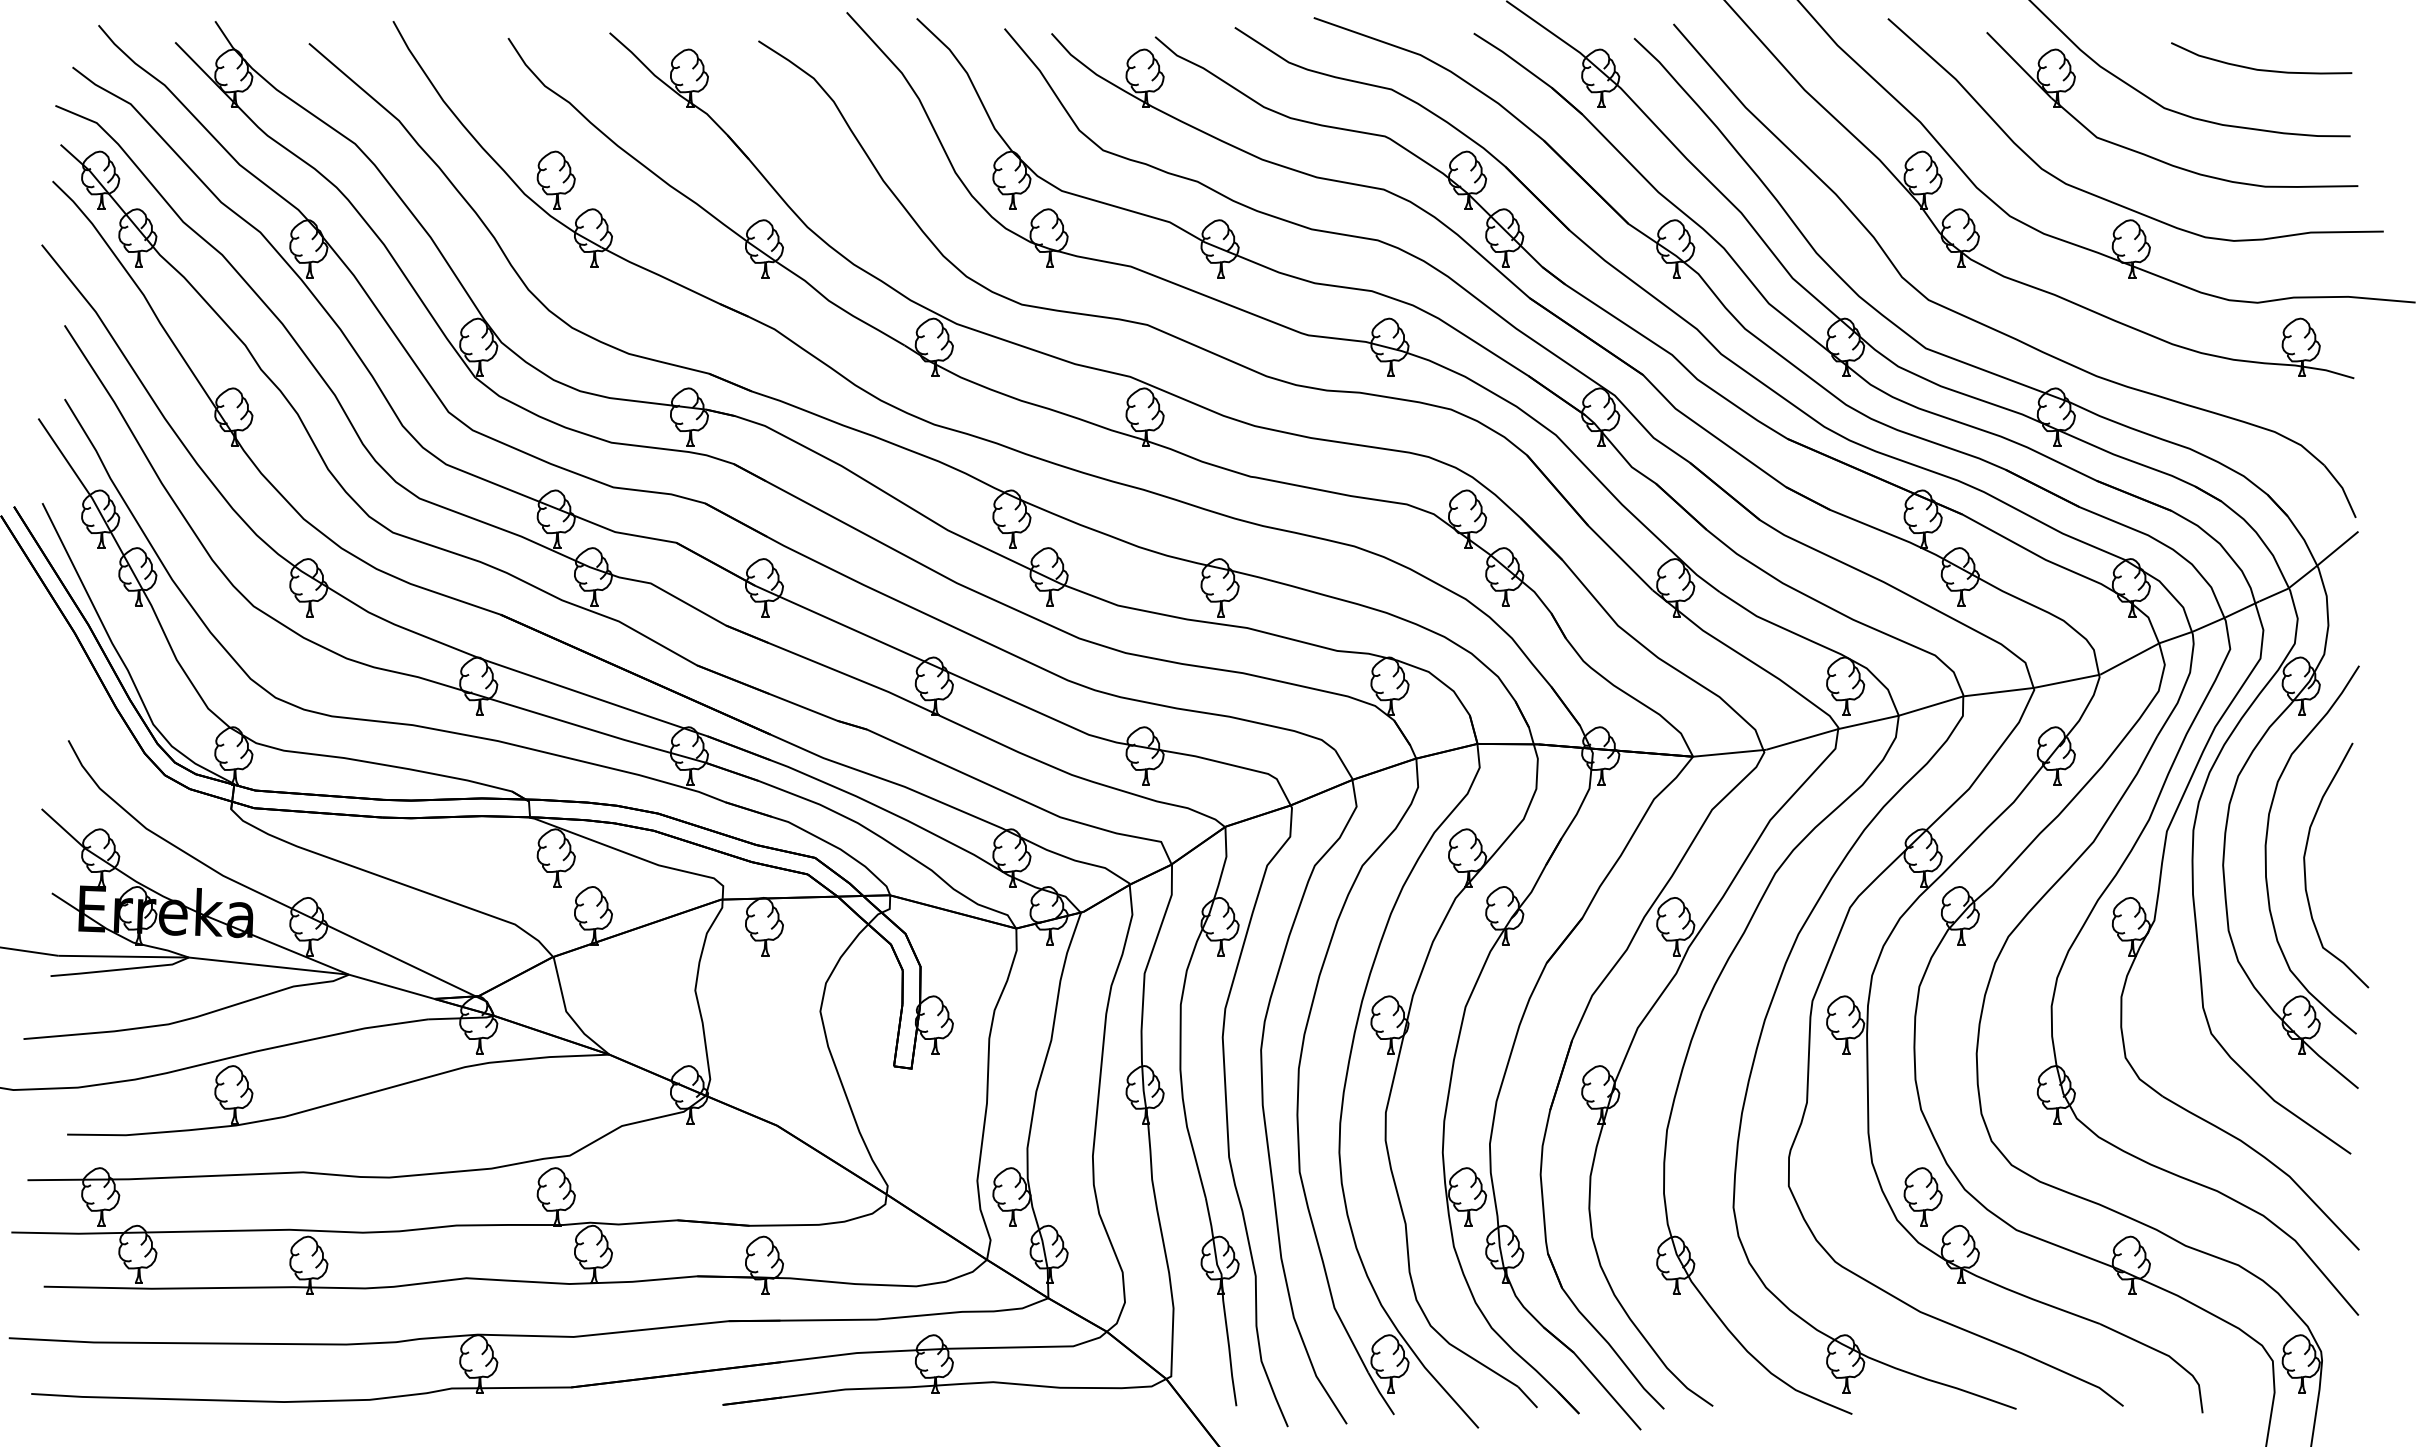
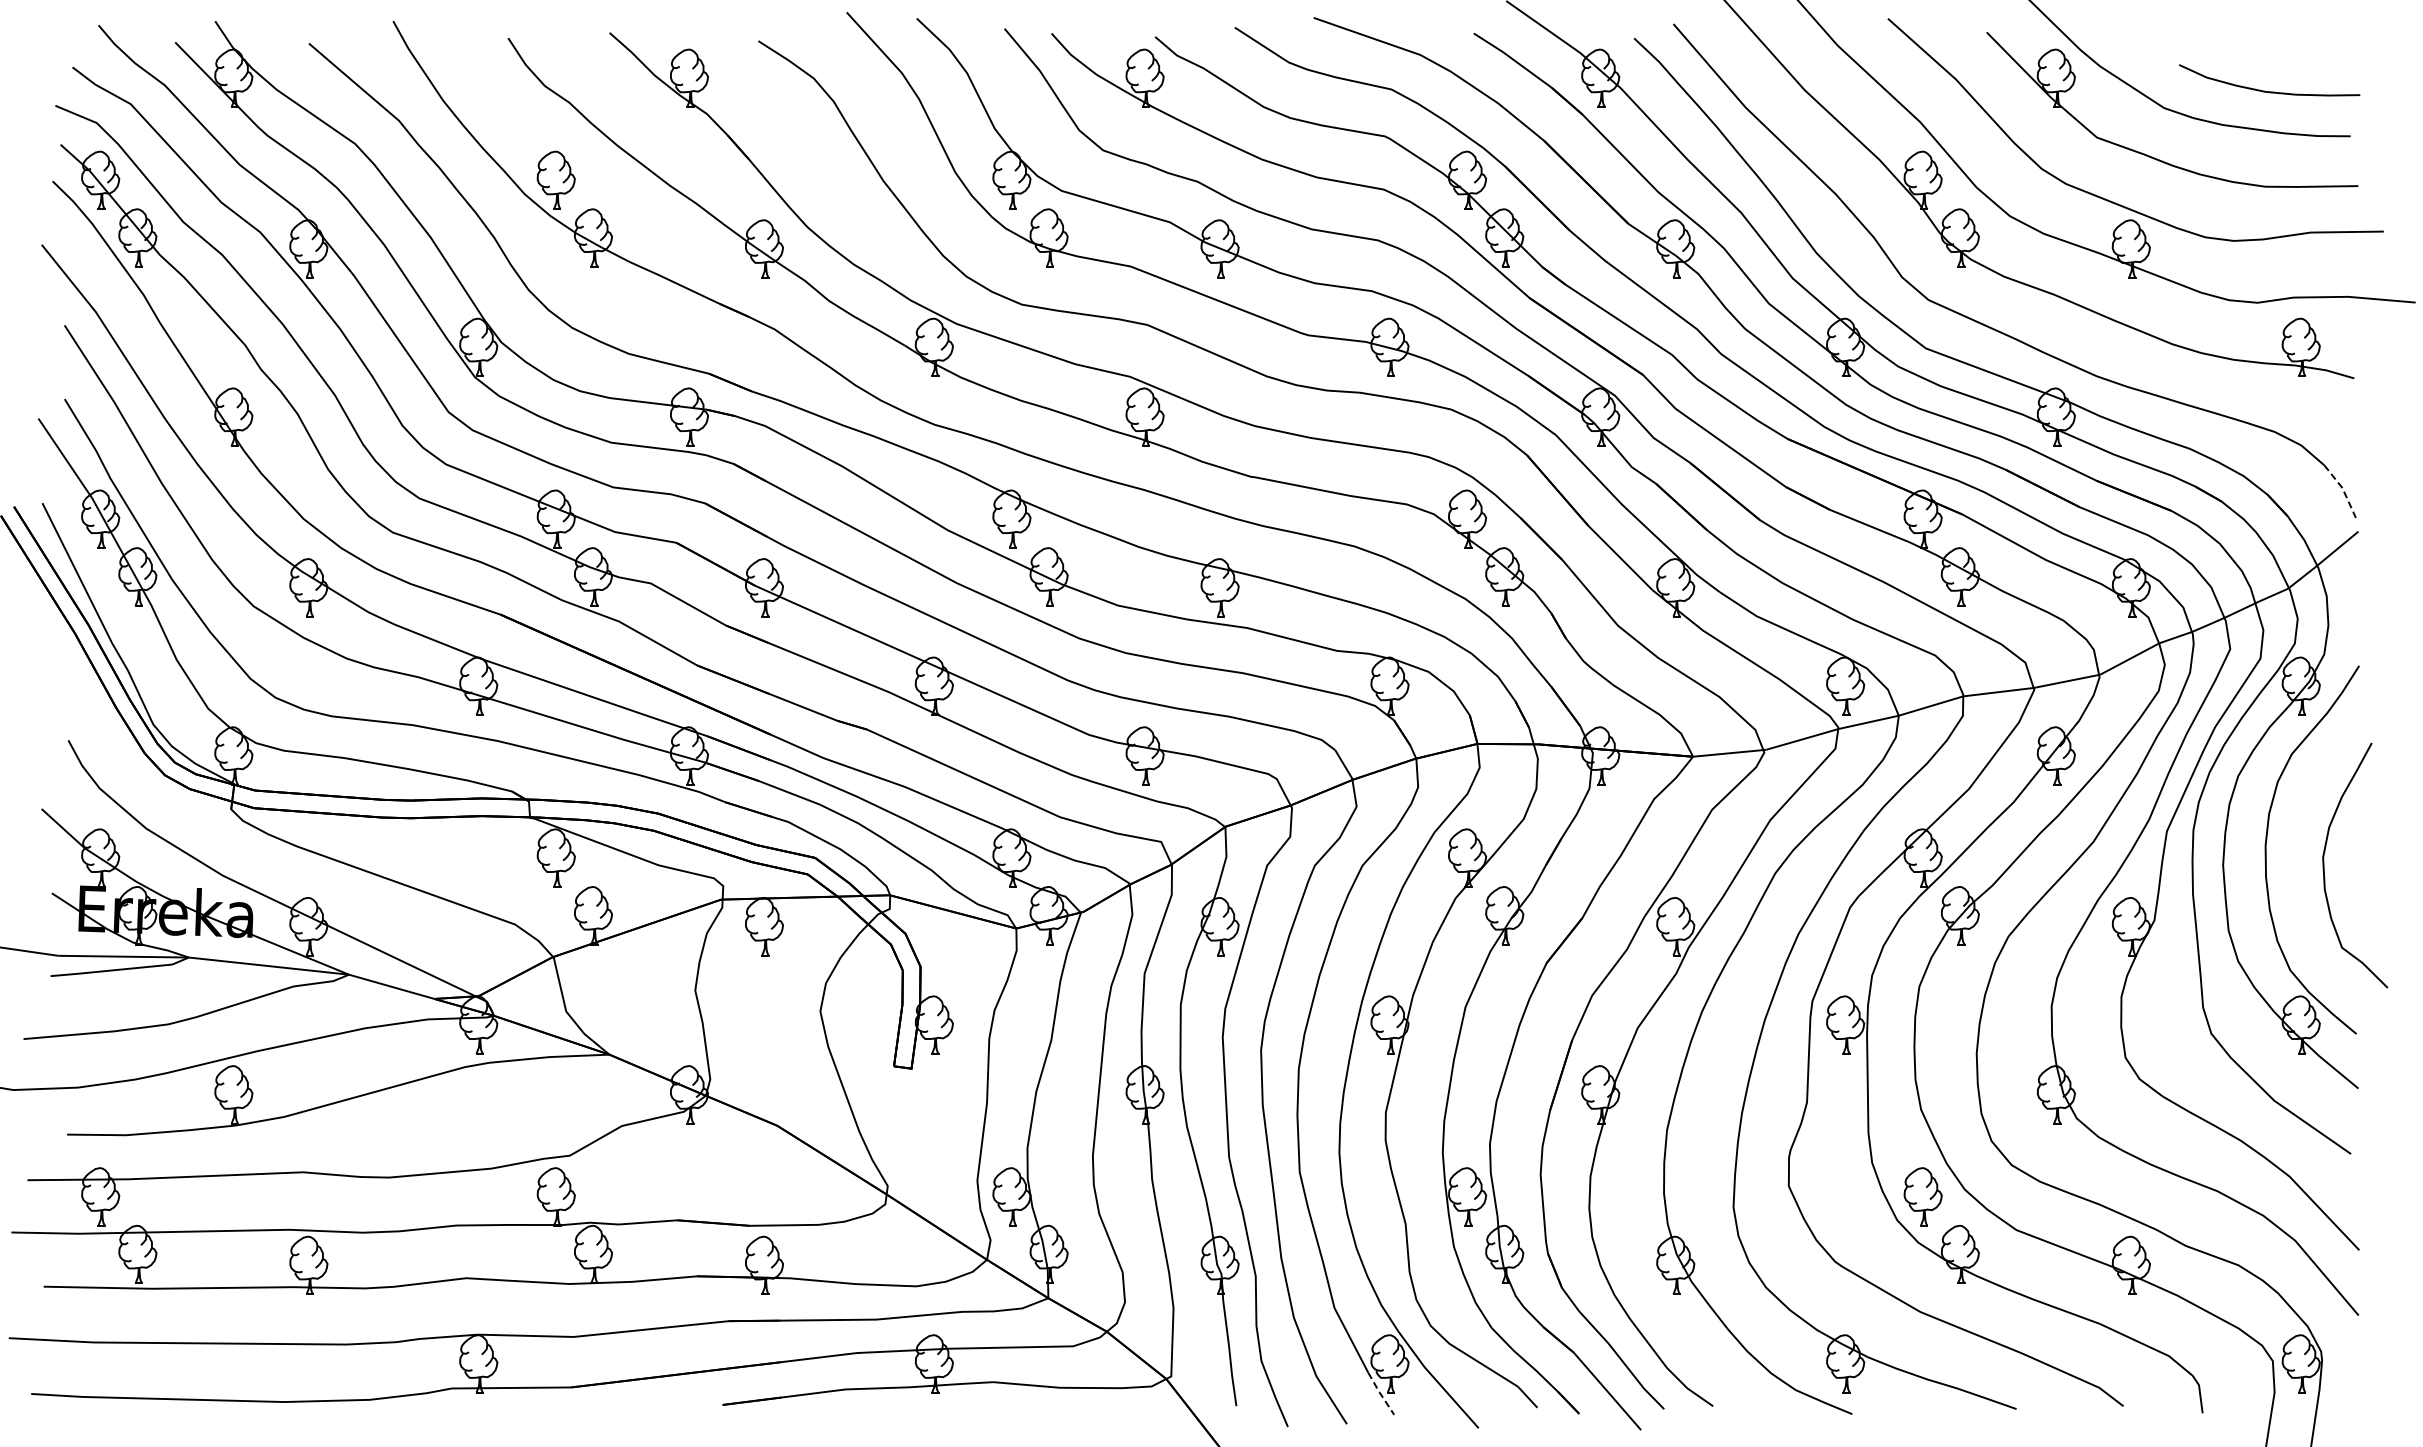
curve position: (2257, 68) -> (2265, 90) (2265, 90)
line: solid -> dashed (2343, 489)
curve position: (2305, 865) -> (2324, 865) (2324, 865)
line: solid -> dashed (1380, 1394)
